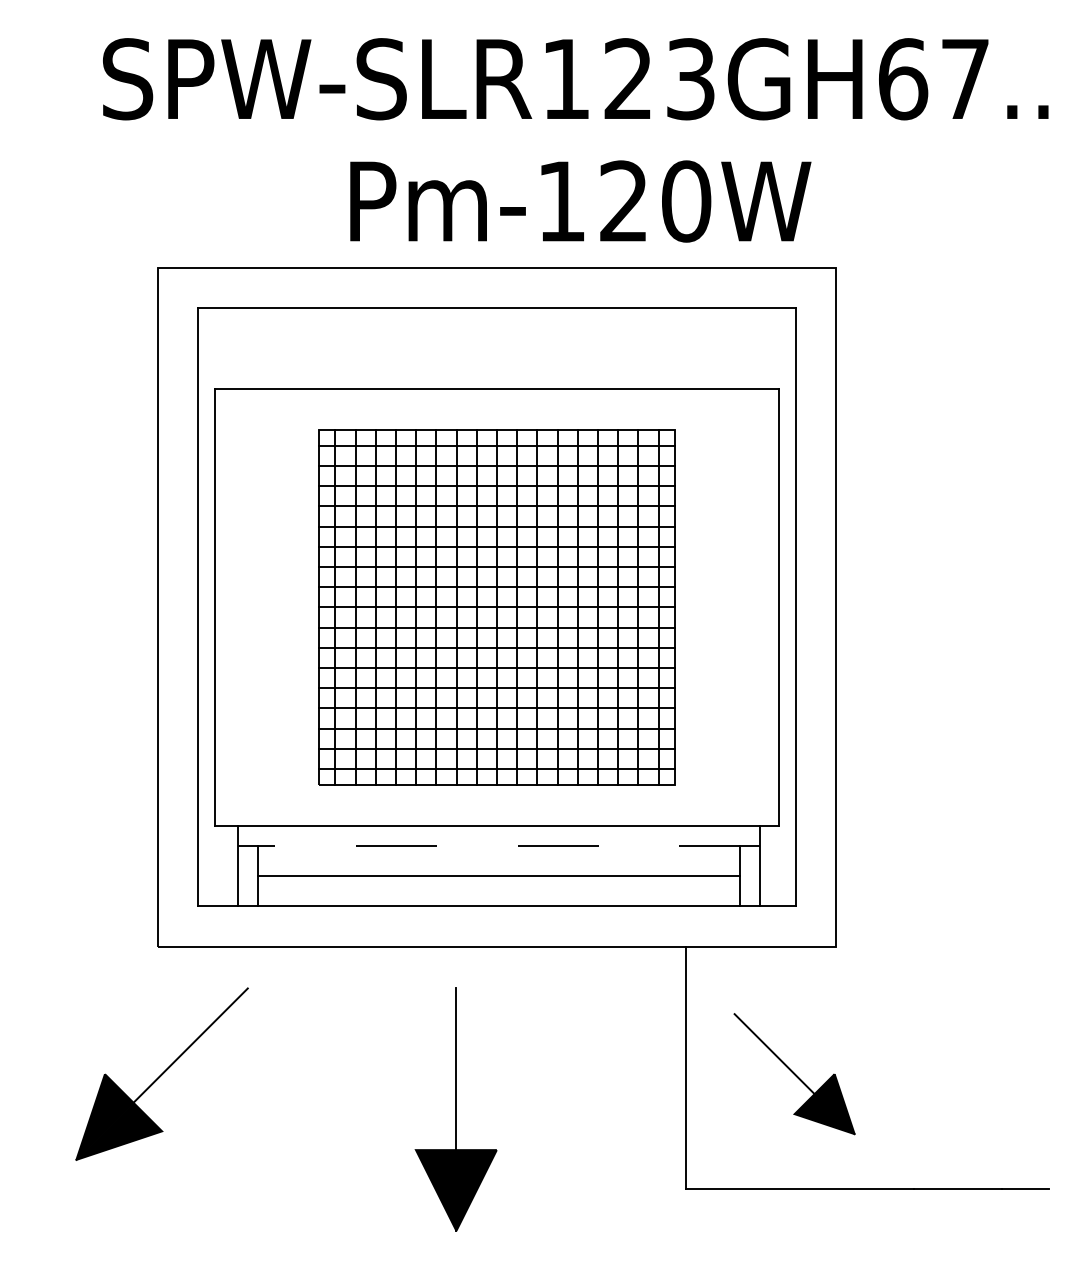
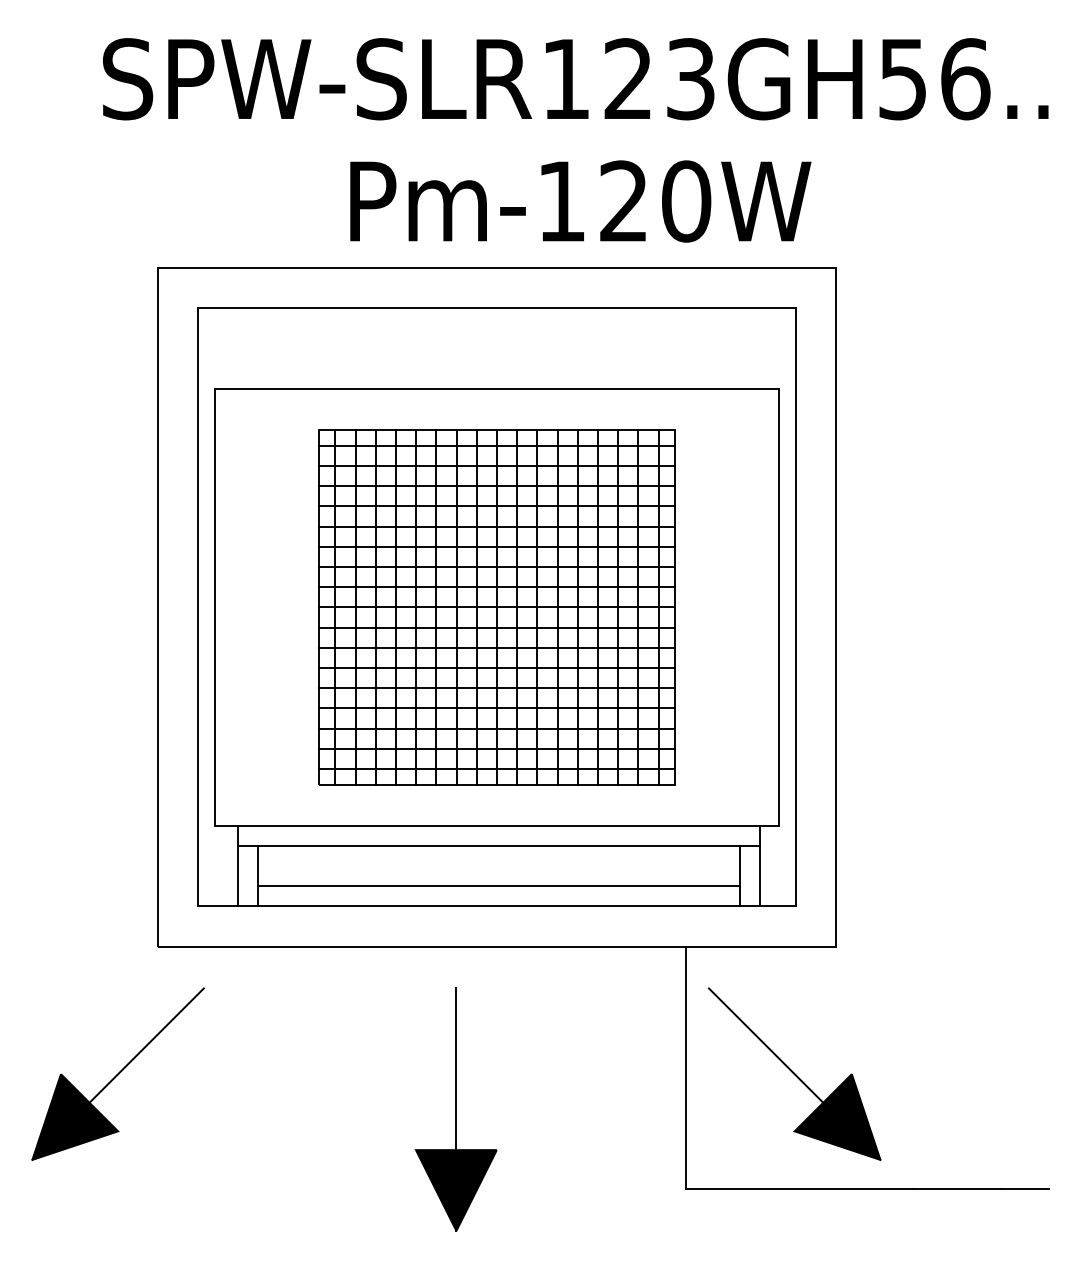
text: SPW-SLR123GH67.. -> SPW-SLR123GH56.. (934, 79)
line: dashed -> solid (498, 845)
line position: (498, 876) -> (498, 886) (498, 886)
part position: (161, 1073) -> (117, 1073) (117, 1073)
part size: 123x123 px -> 175x174 px (794, 1073)
